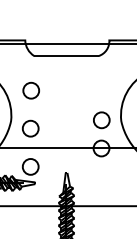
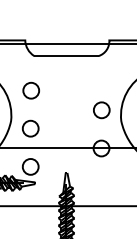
part position: (101, 120) -> (101, 110) (101, 110)
